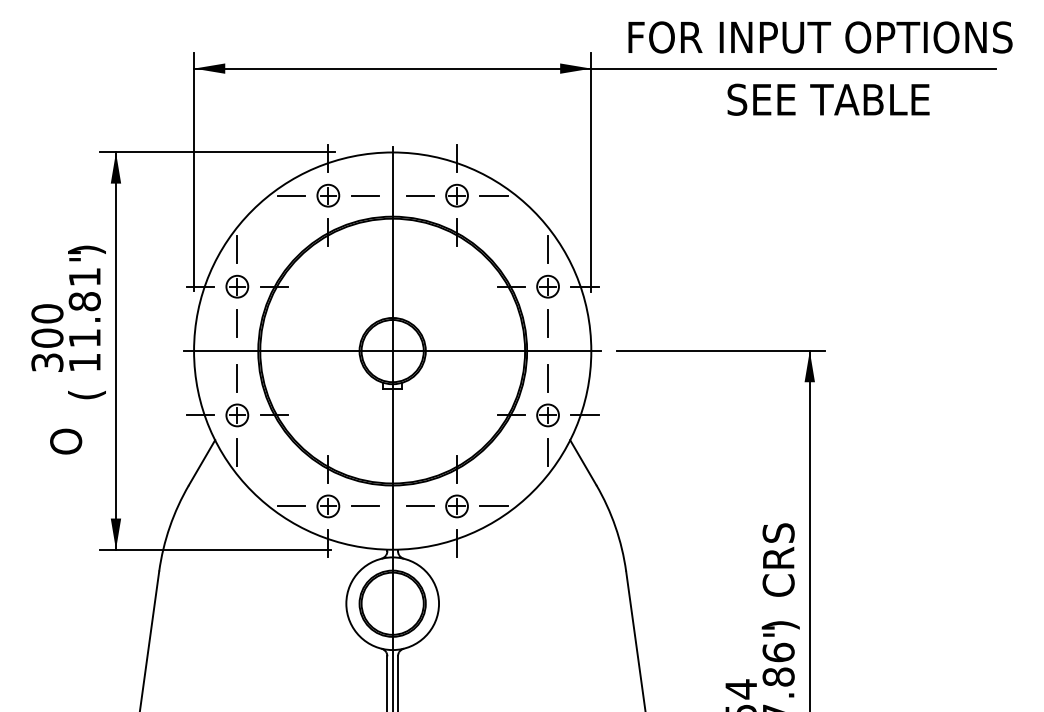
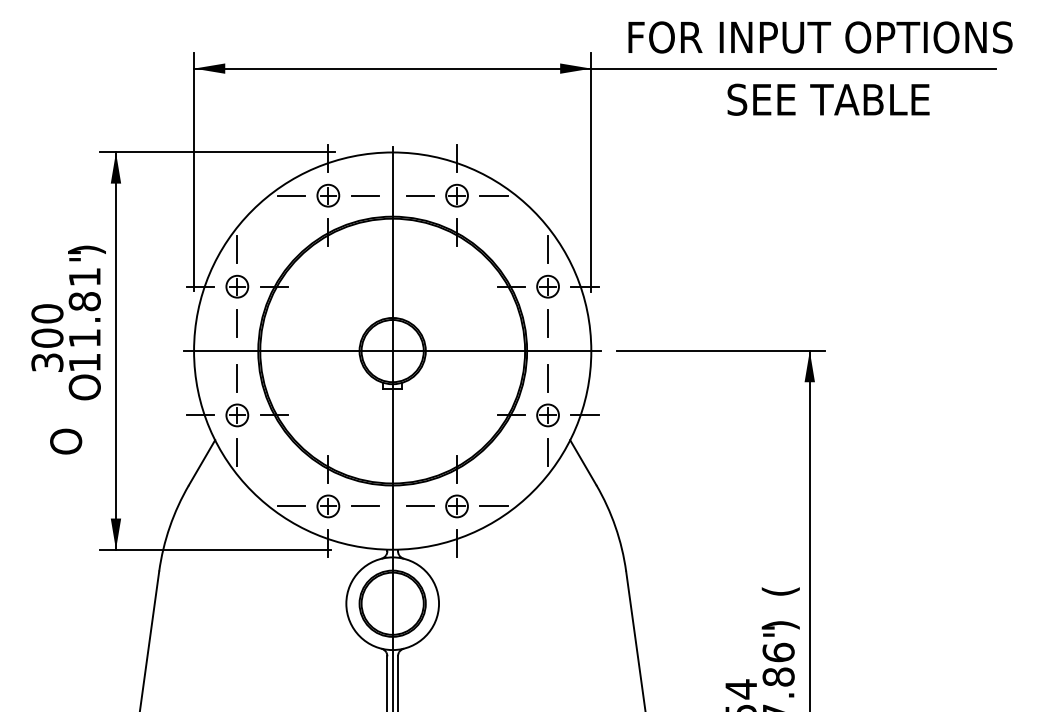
text: ( -> O (86, 387)
text: CRS -> ( (780, 559)
